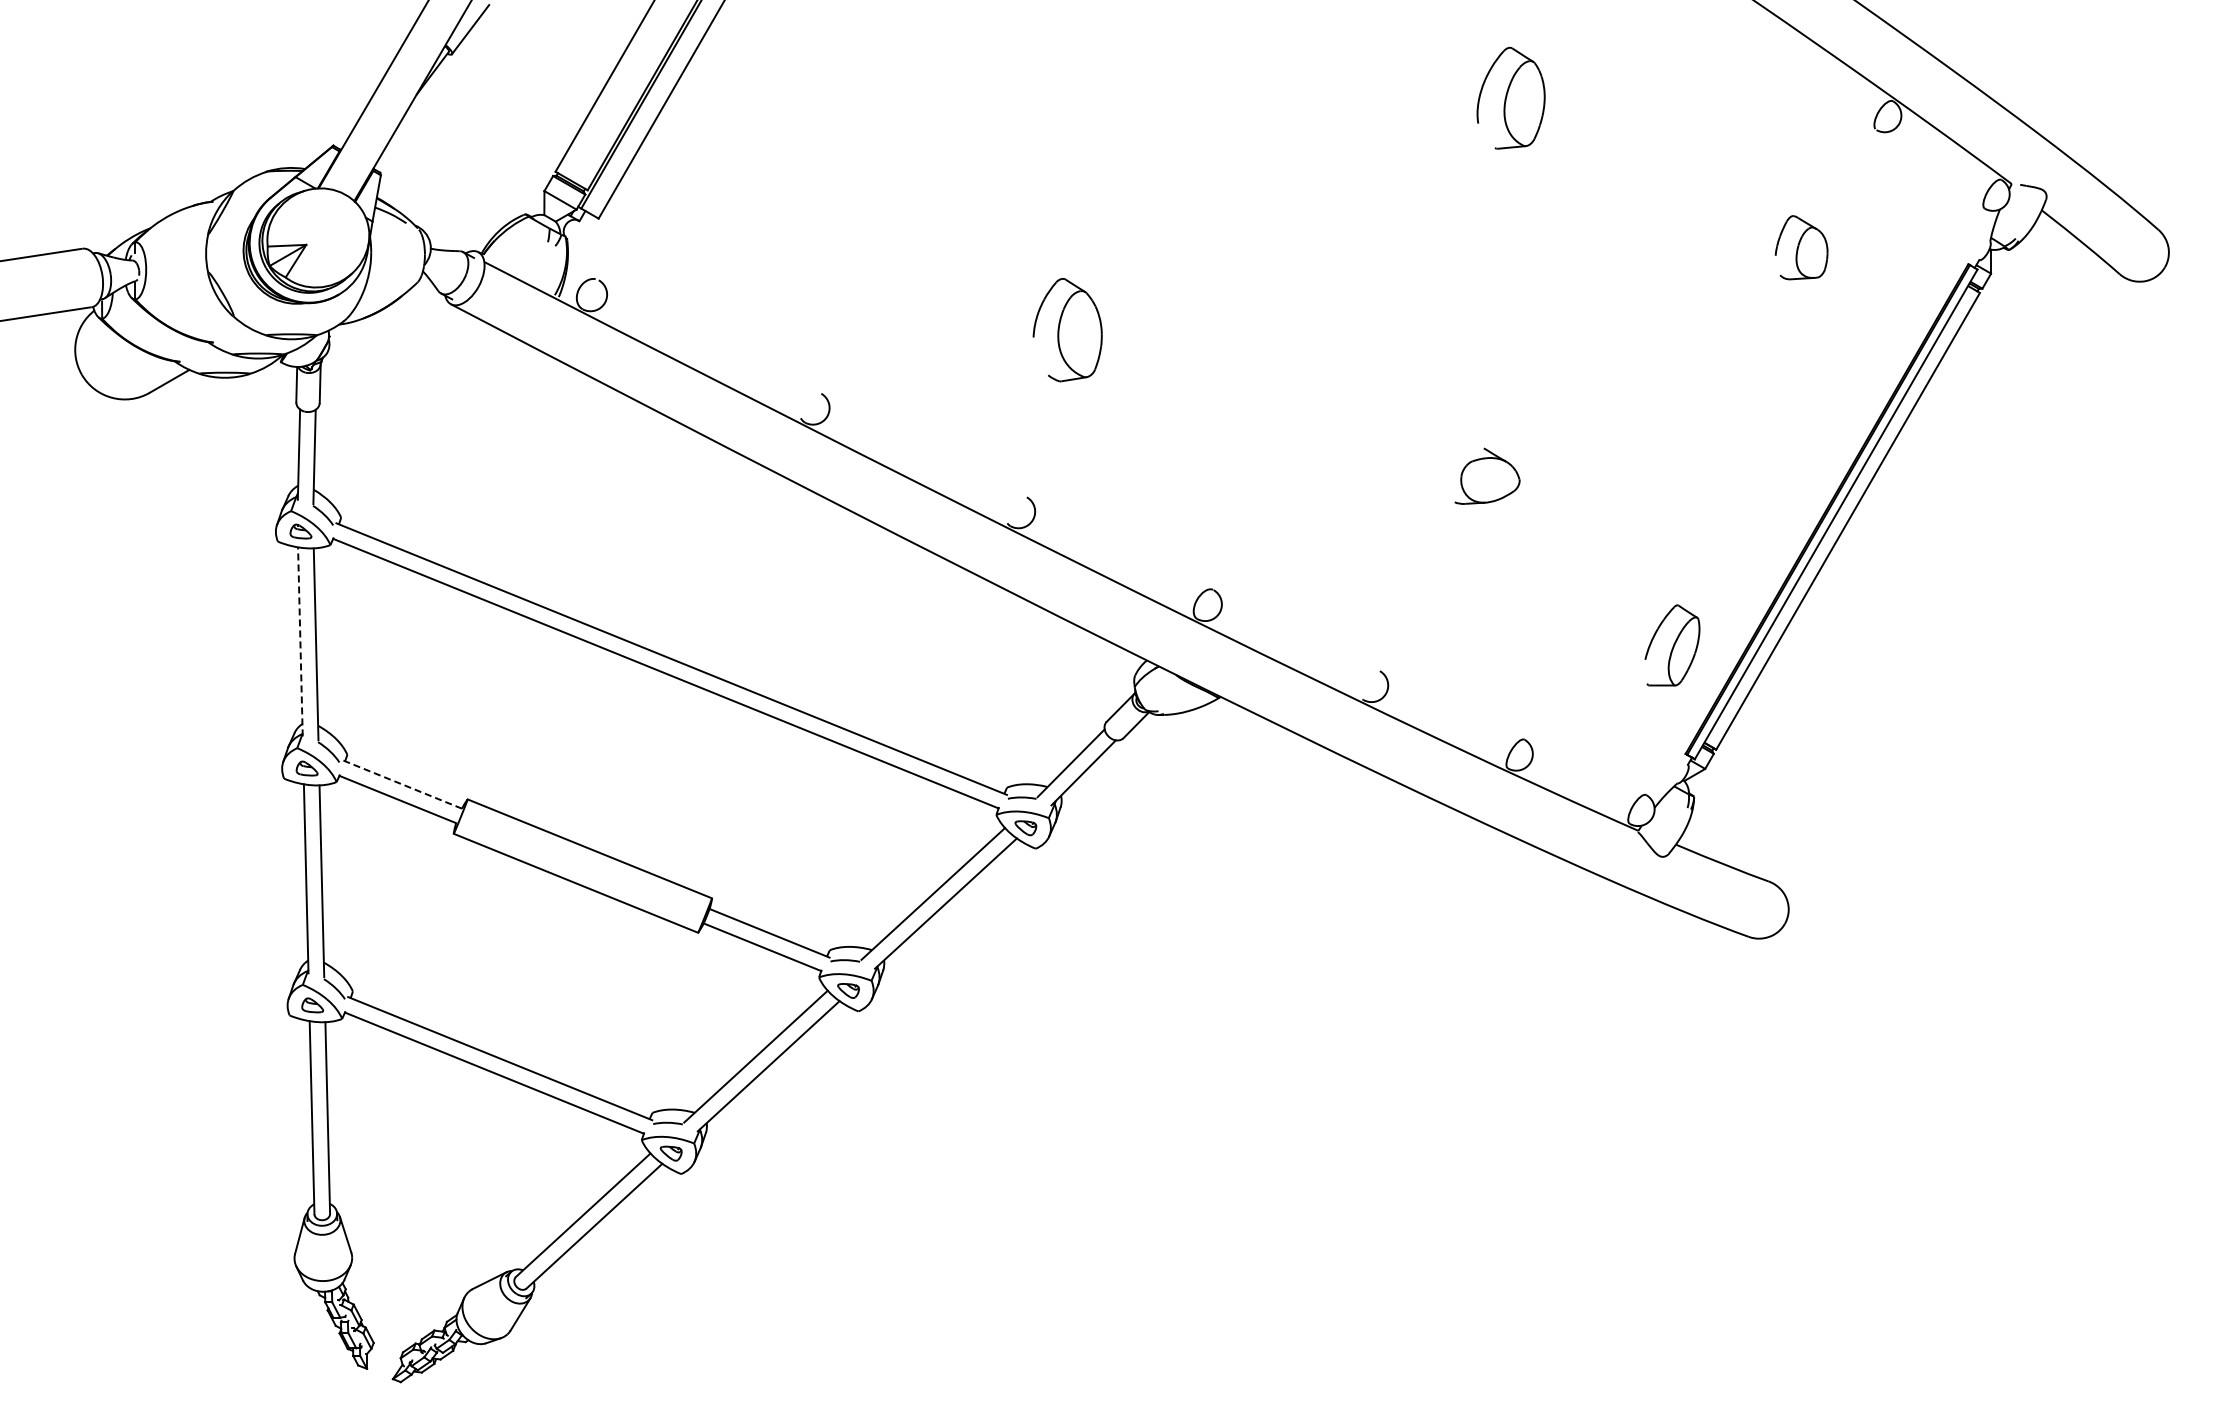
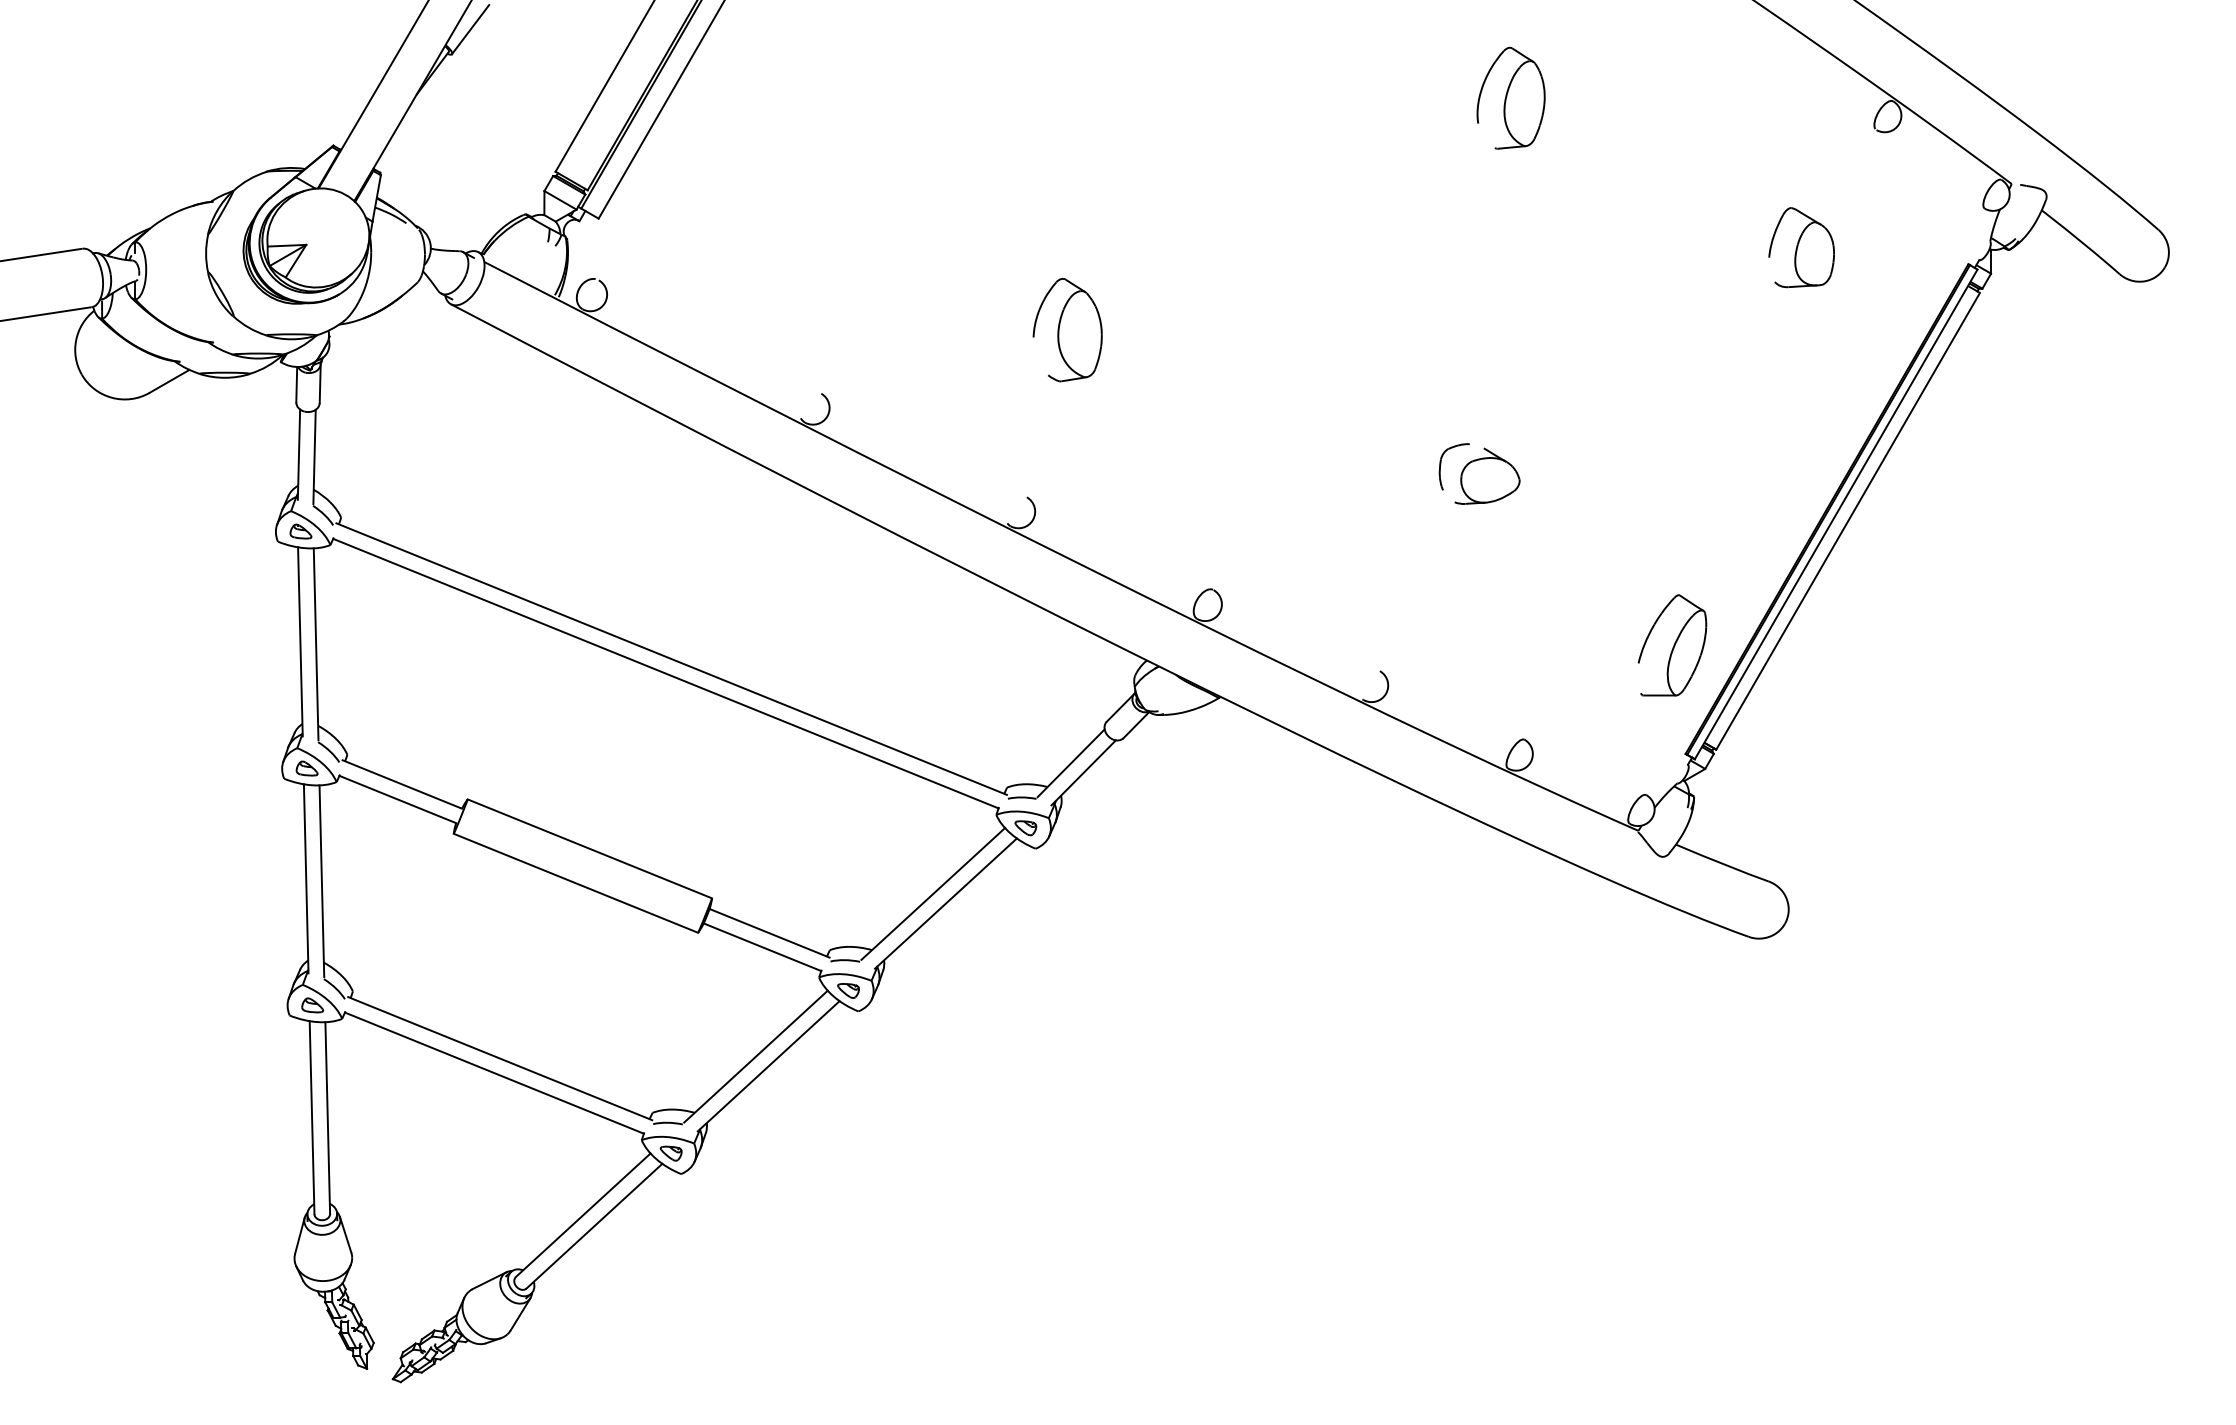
part size: 55x66 px -> 67x82 px (1801, 247)
part: none -> present (1441, 464)
line: dashed -> solid (300, 641)
part size: 57x83 px -> 71x103 px (1672, 645)
line: dashed -> solid (401, 784)
